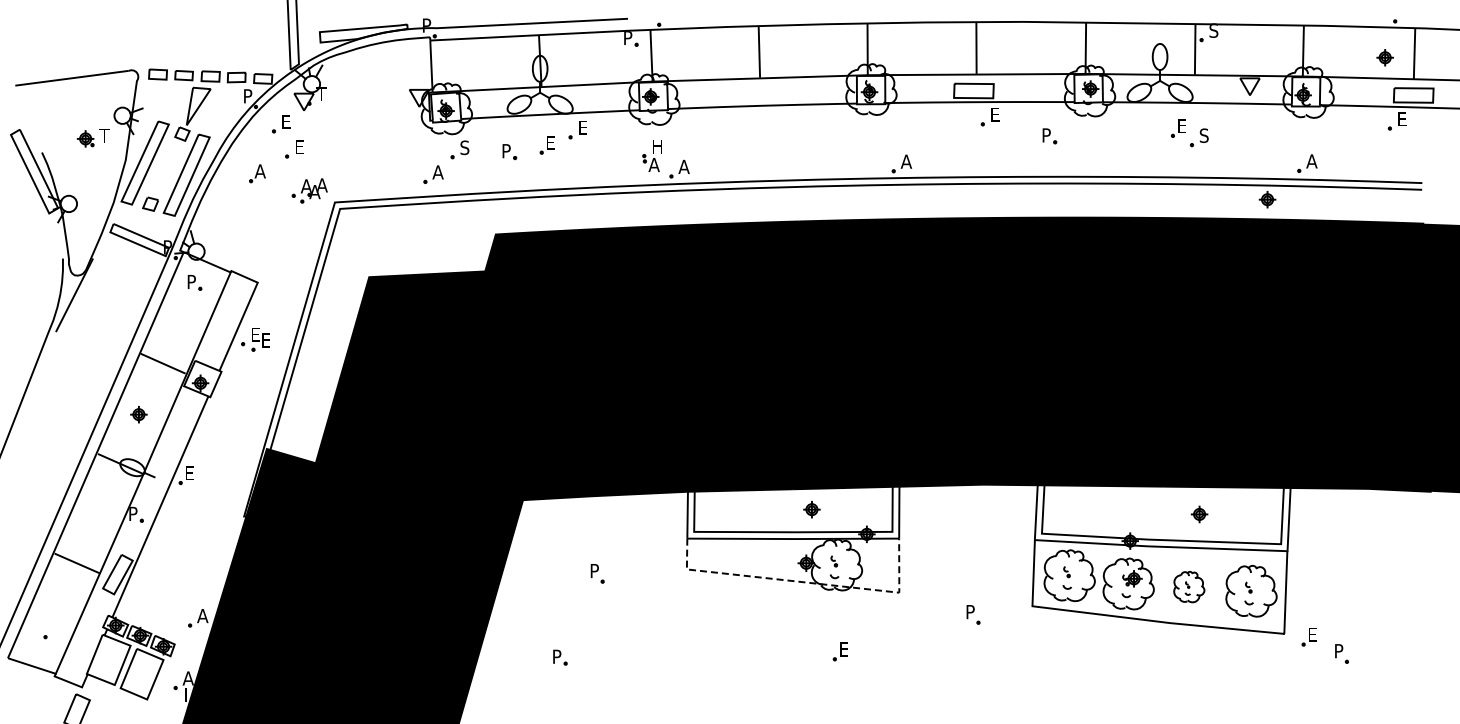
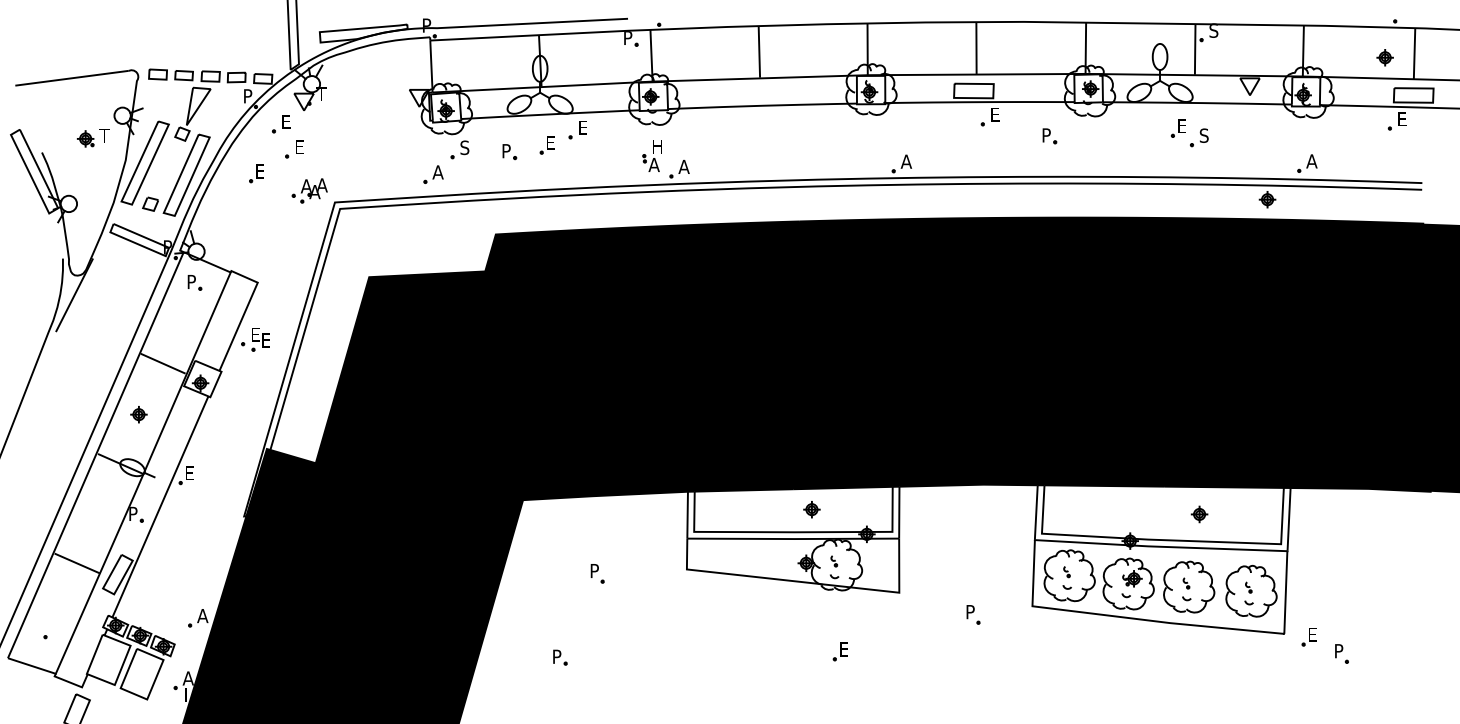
text: A -> E (259, 171)
line: dashed -> solid (805, 582)
part size: 33x33 px -> 53x54 px (1189, 586)
